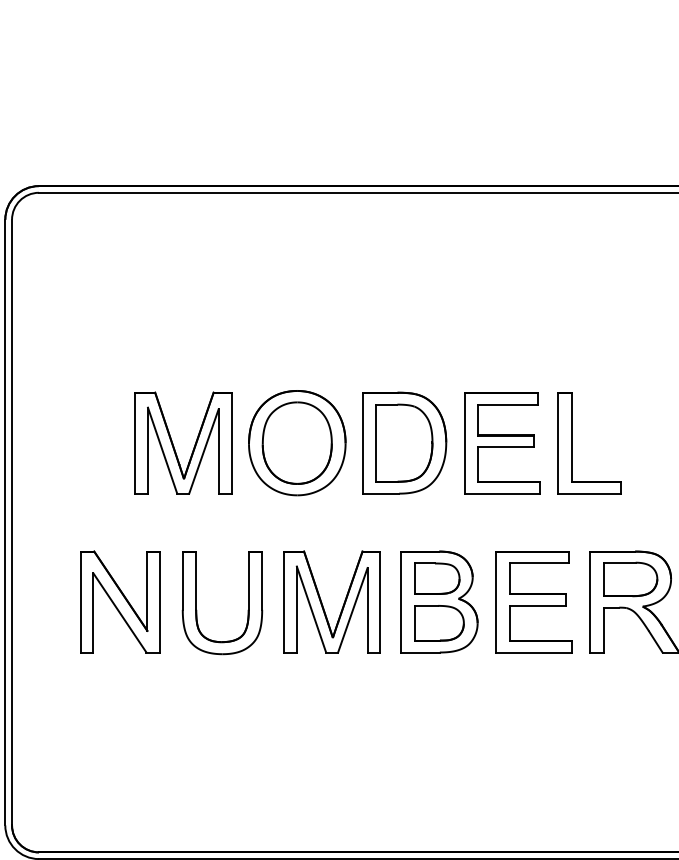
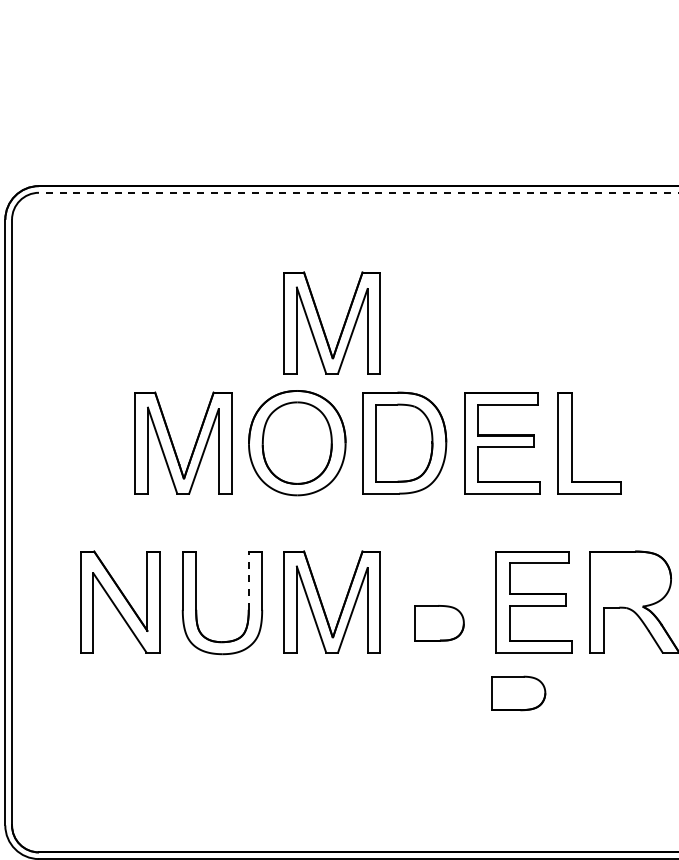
line: solid -> dashed (358, 192)
part: none -> present (323, 326)
part position: (630, 579) -> (518, 693) (518, 693)
line: solid -> dashed (248, 580)
part: present -> none (439, 601)
